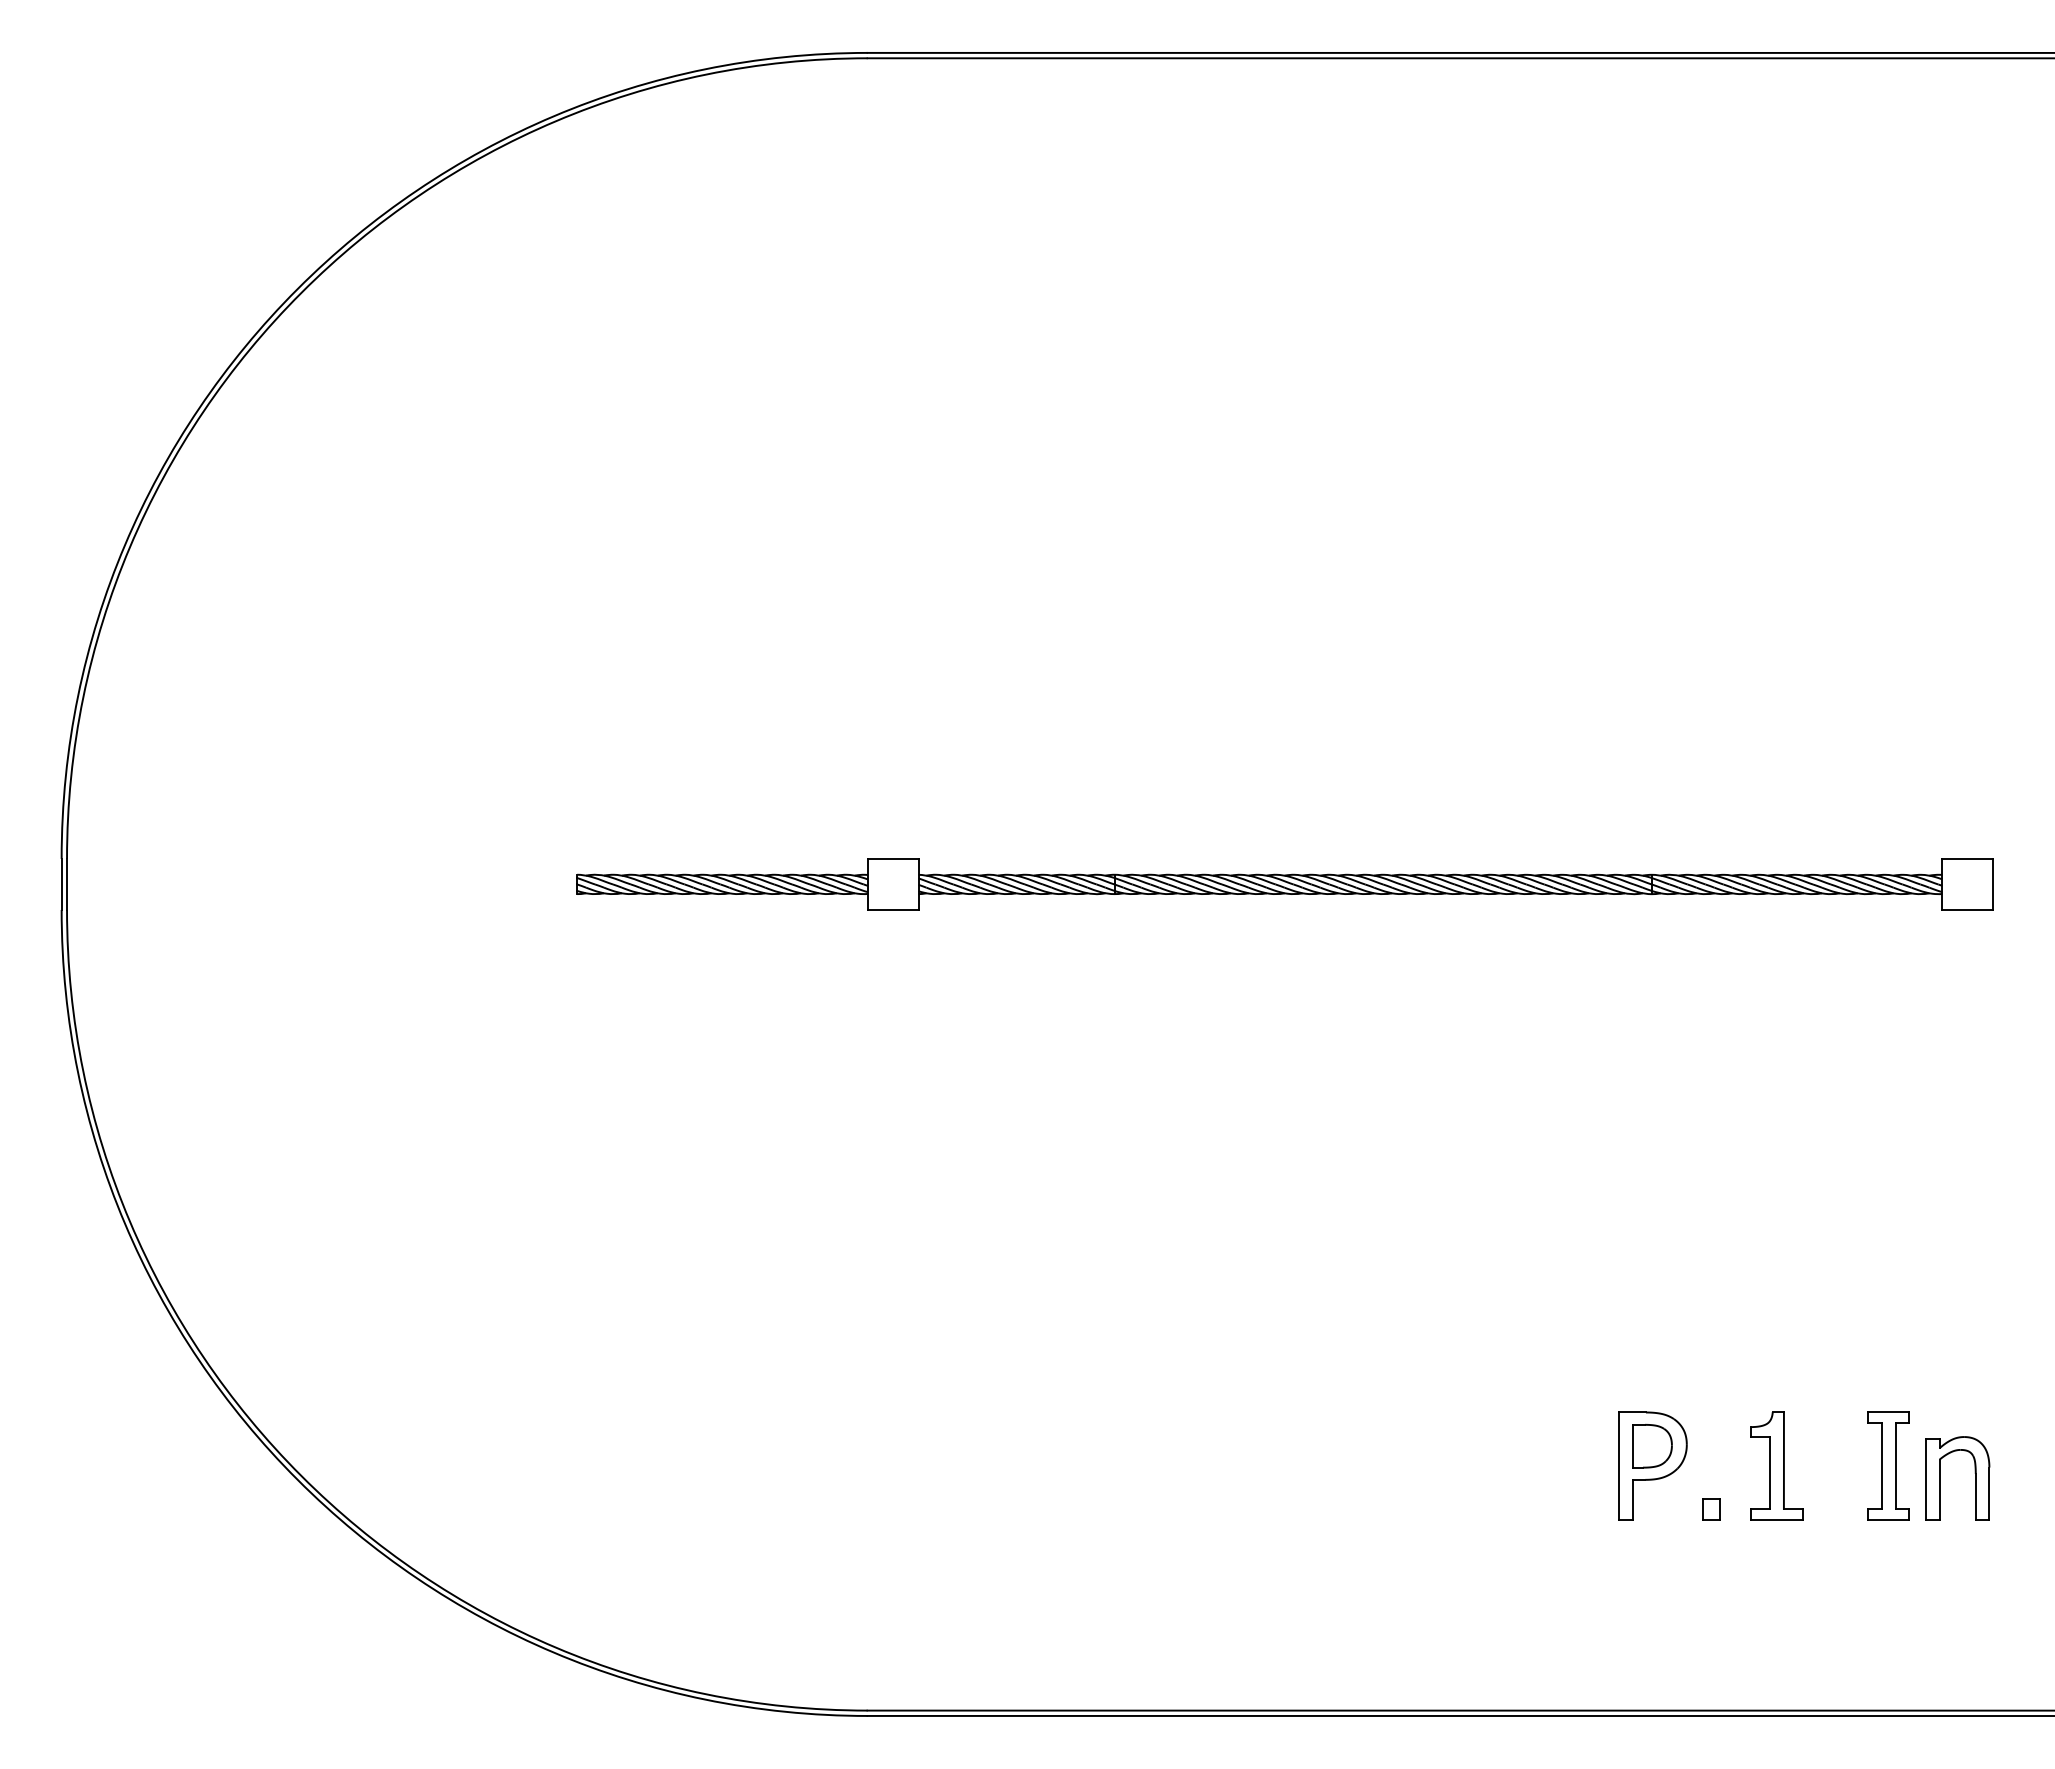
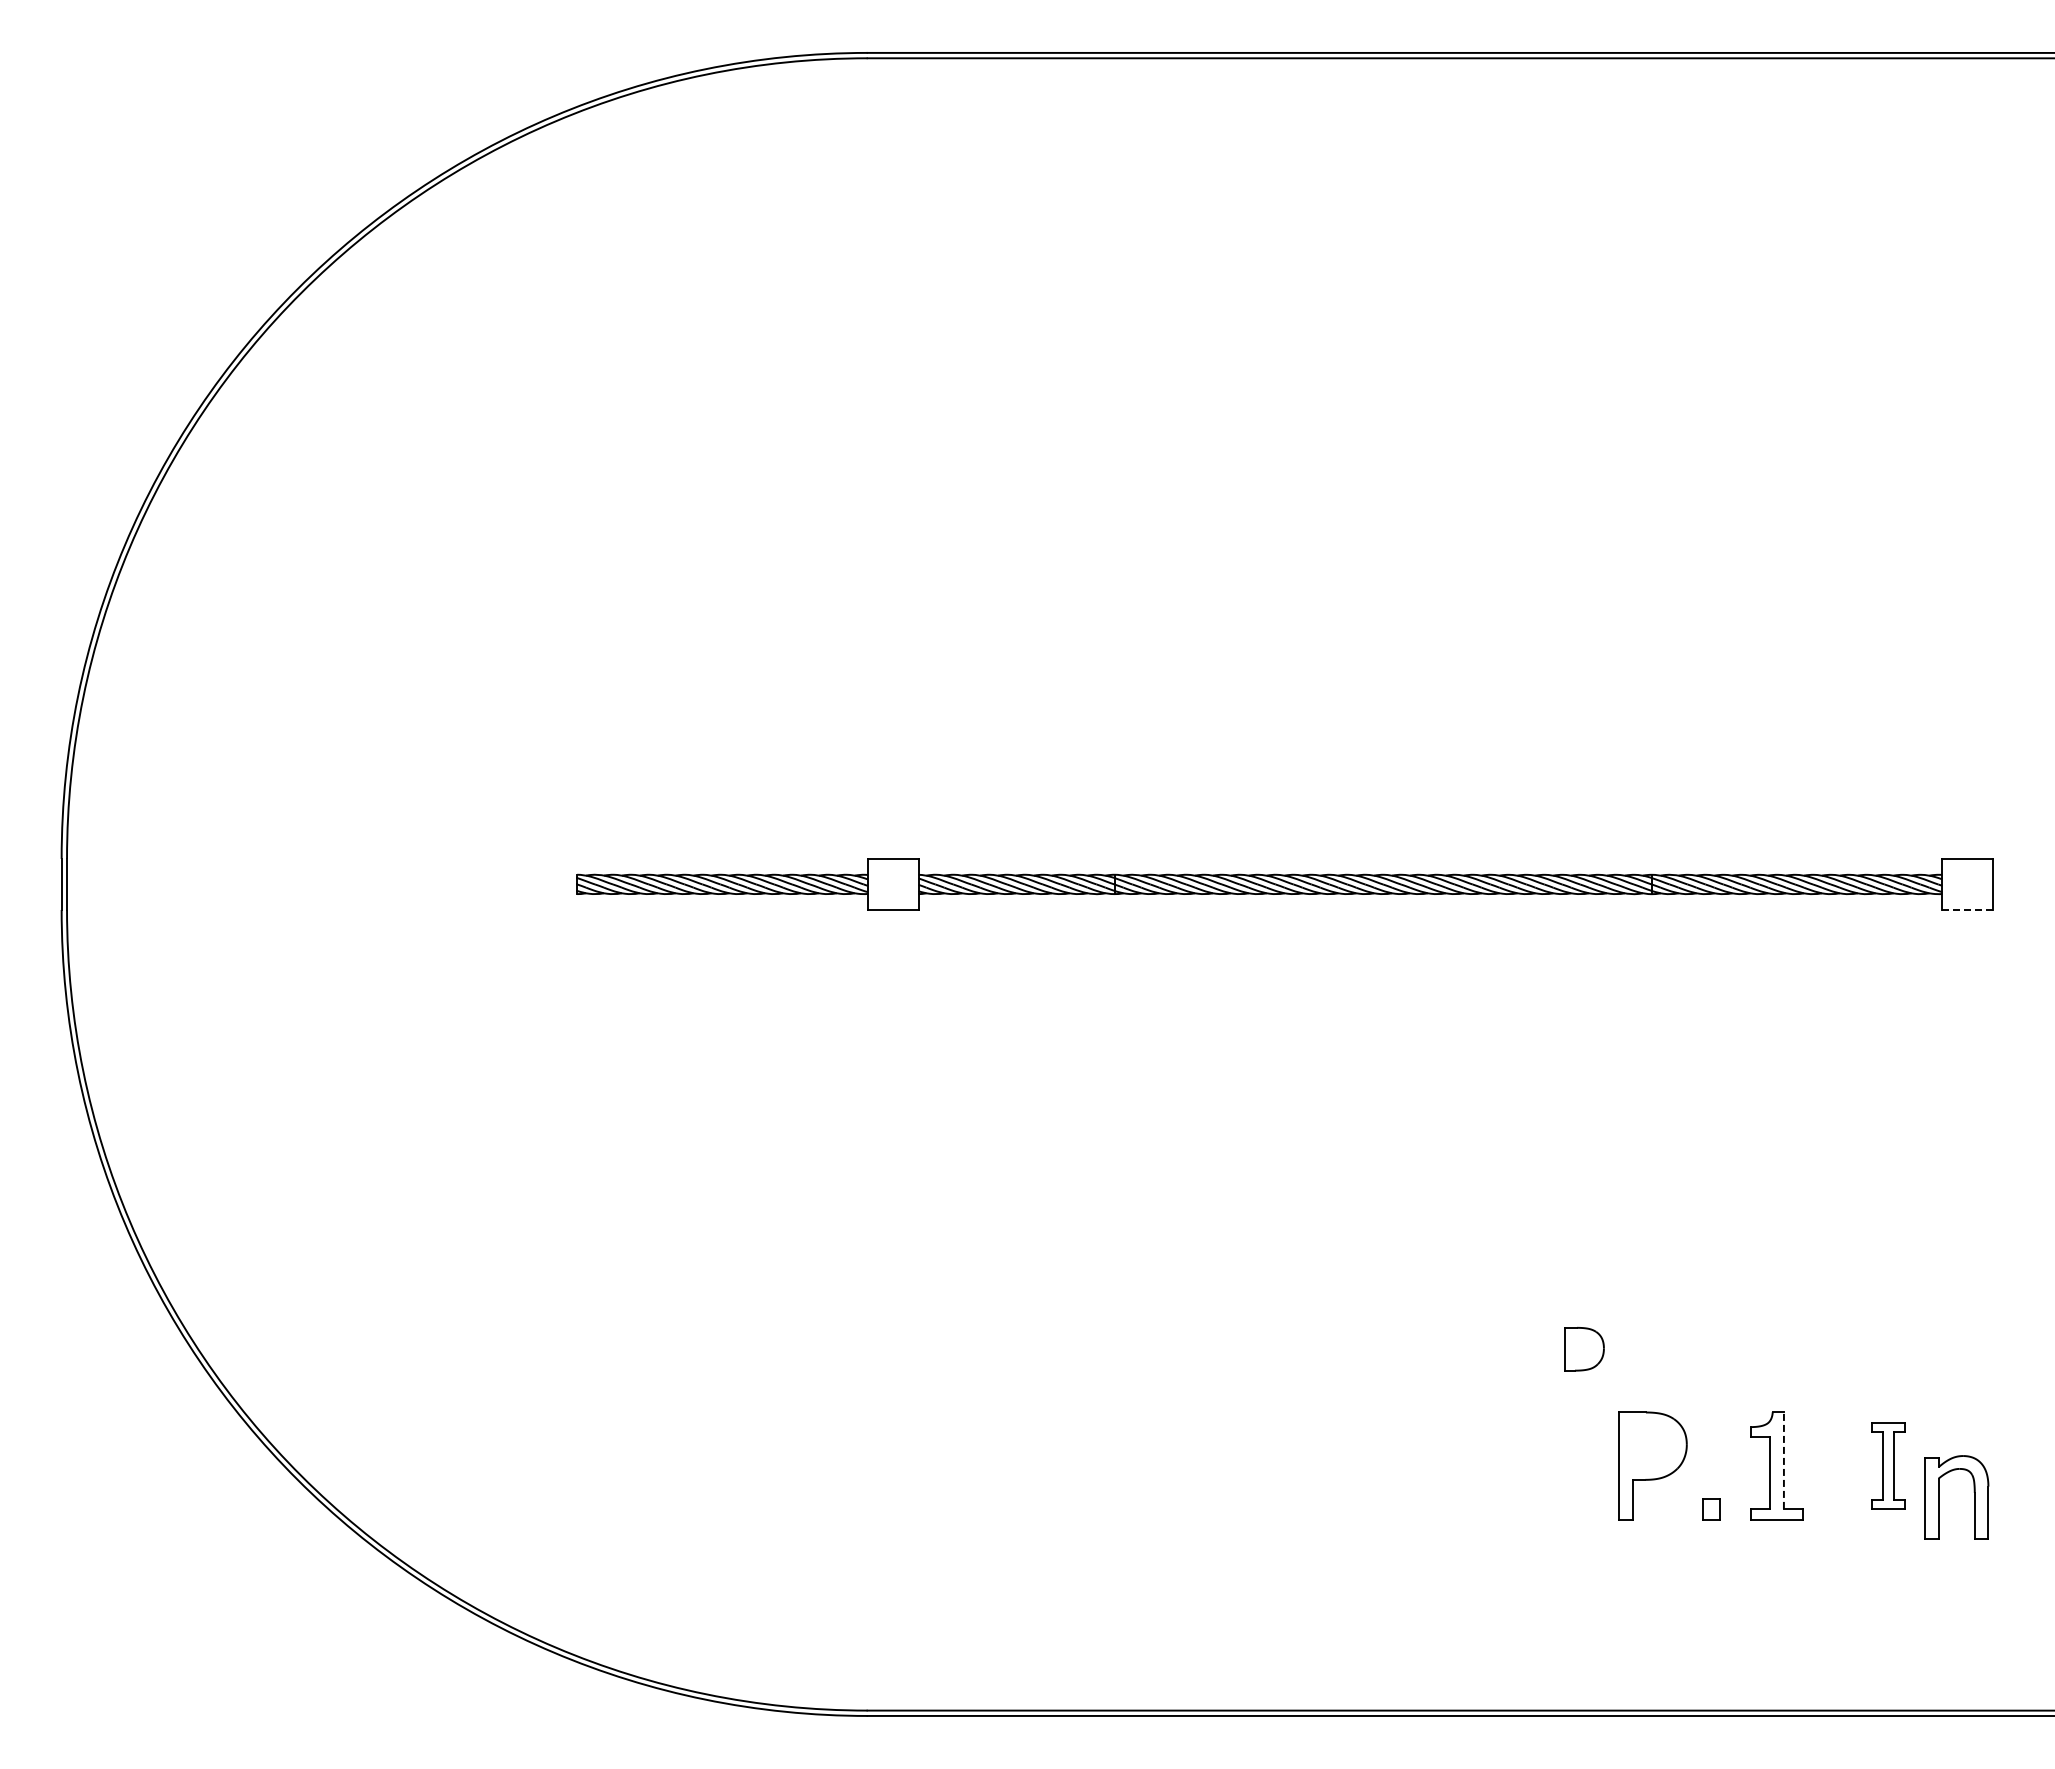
line: solid -> dashed (1967, 910)
part position: (1652, 1446) -> (1584, 1349) (1584, 1349)
line: solid -> dashed (1783, 1460)
part size: 43x110 px -> 35x88 px (1888, 1465)
part position: (1940, 1478) -> (1939, 1497) (1939, 1497)
